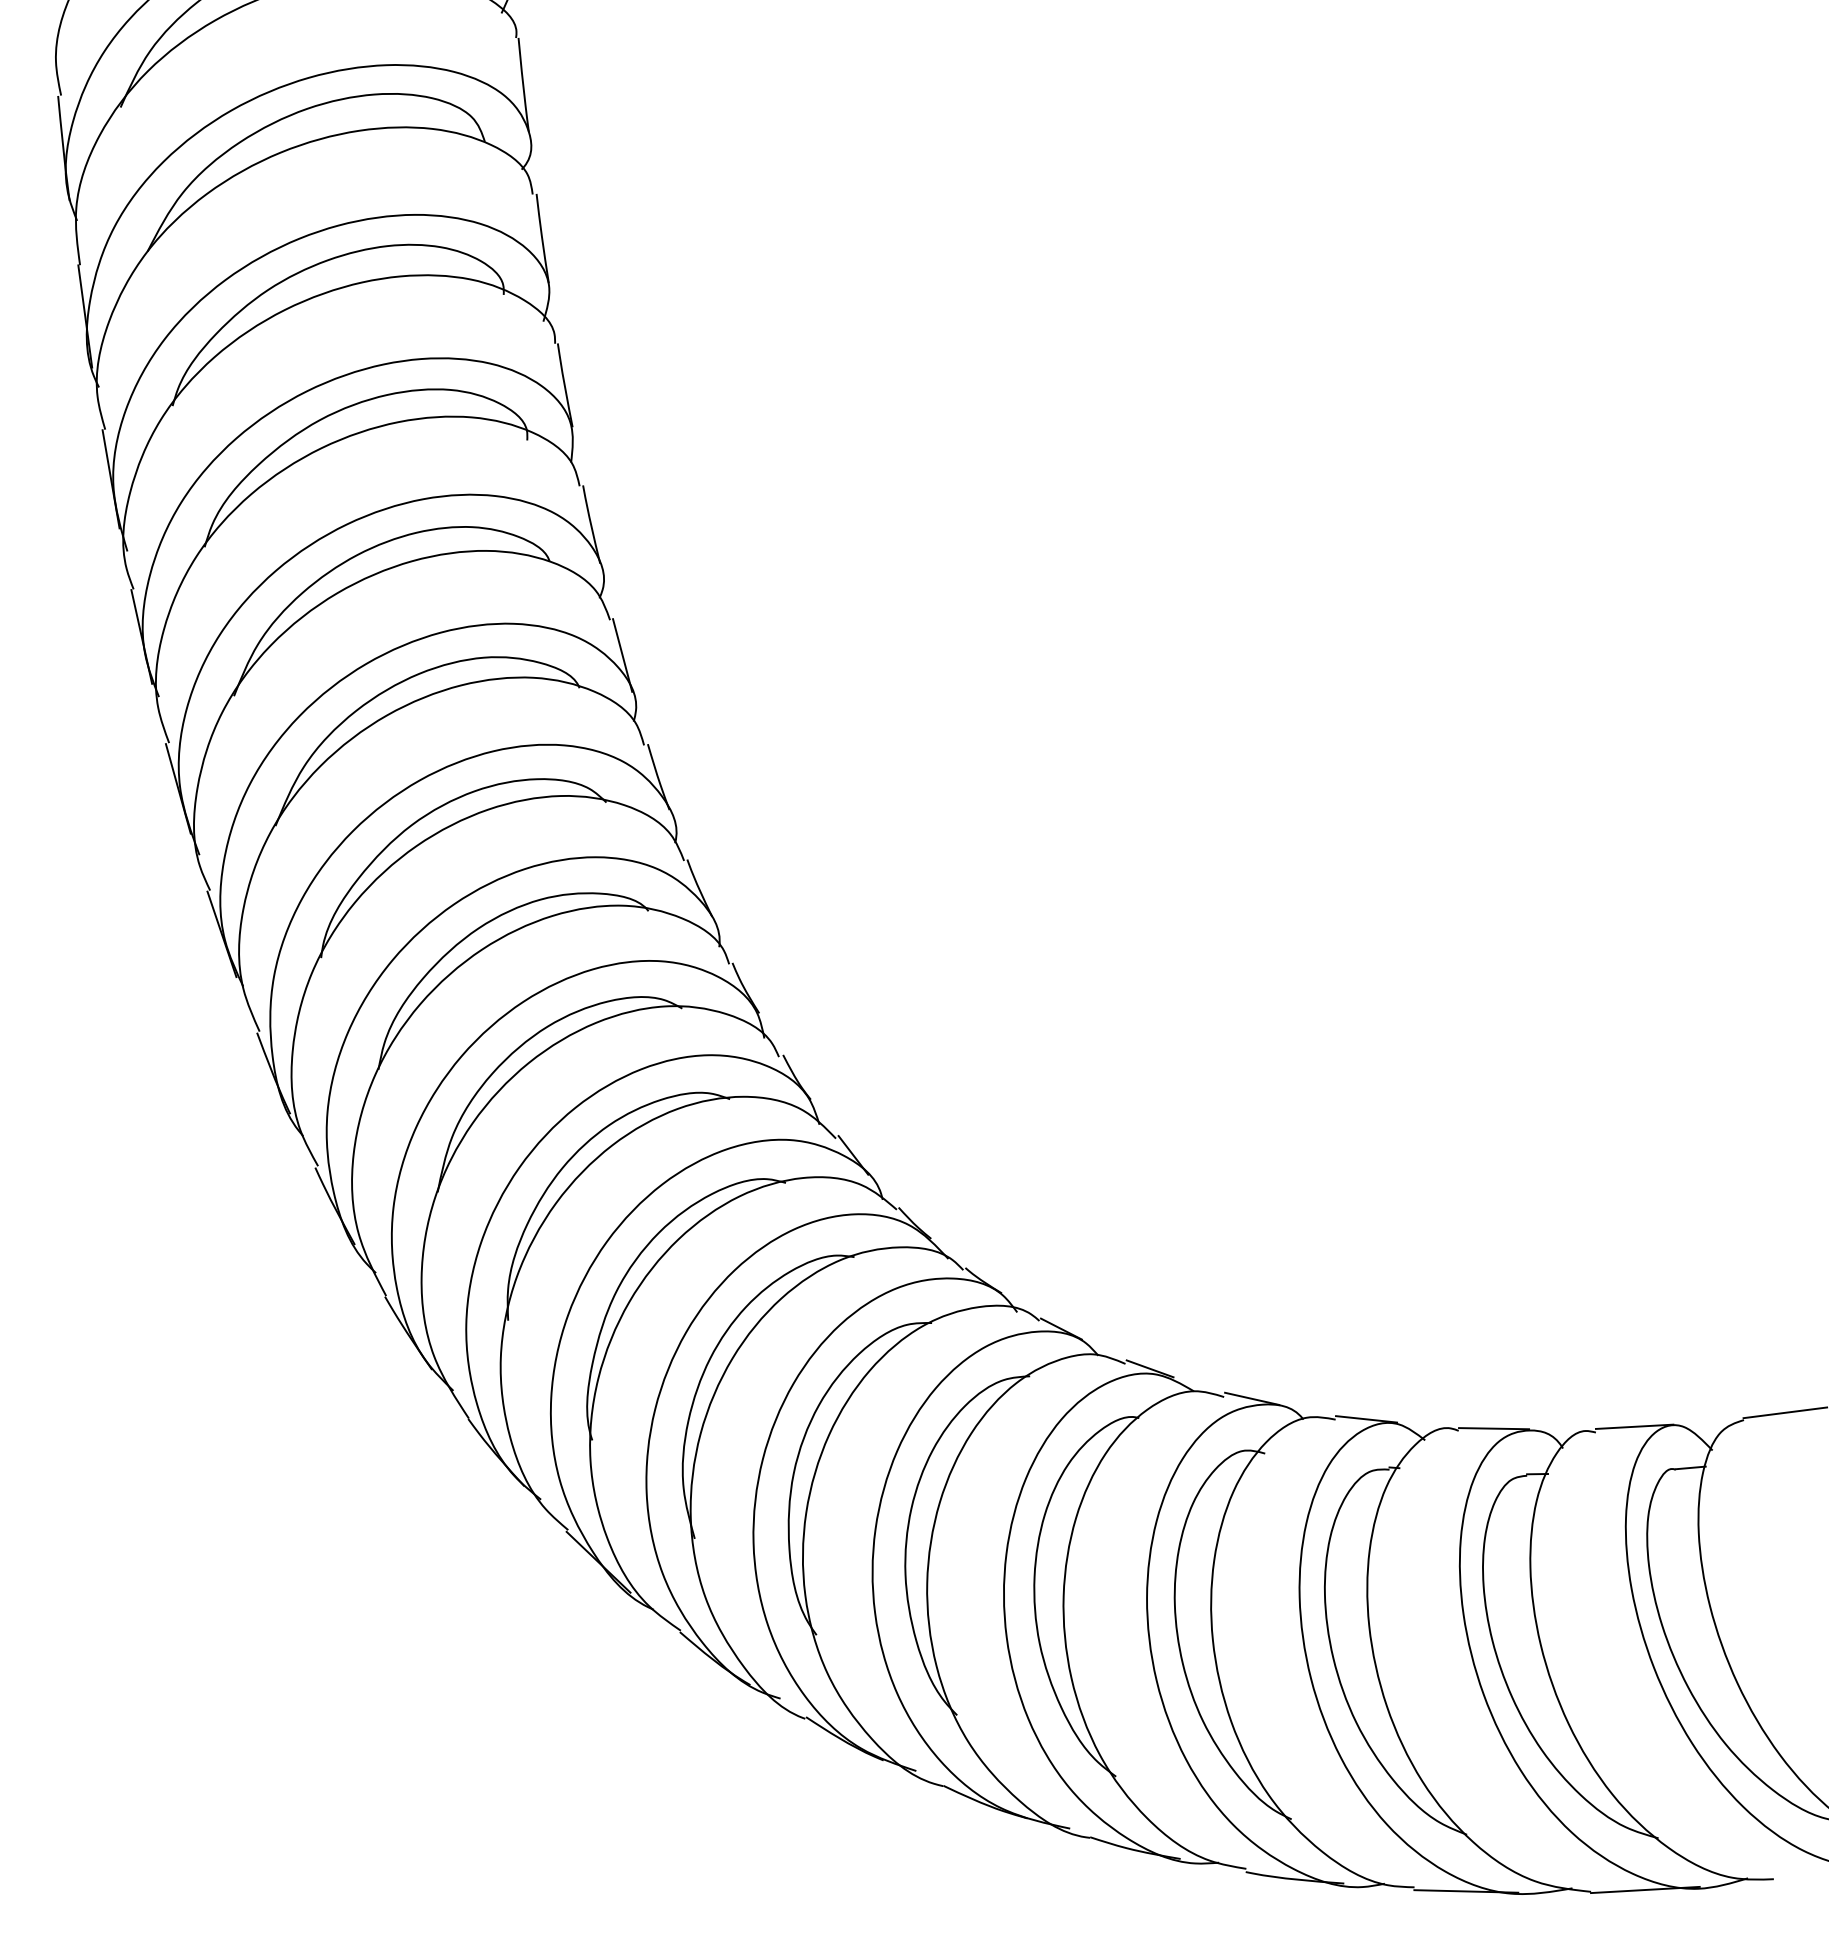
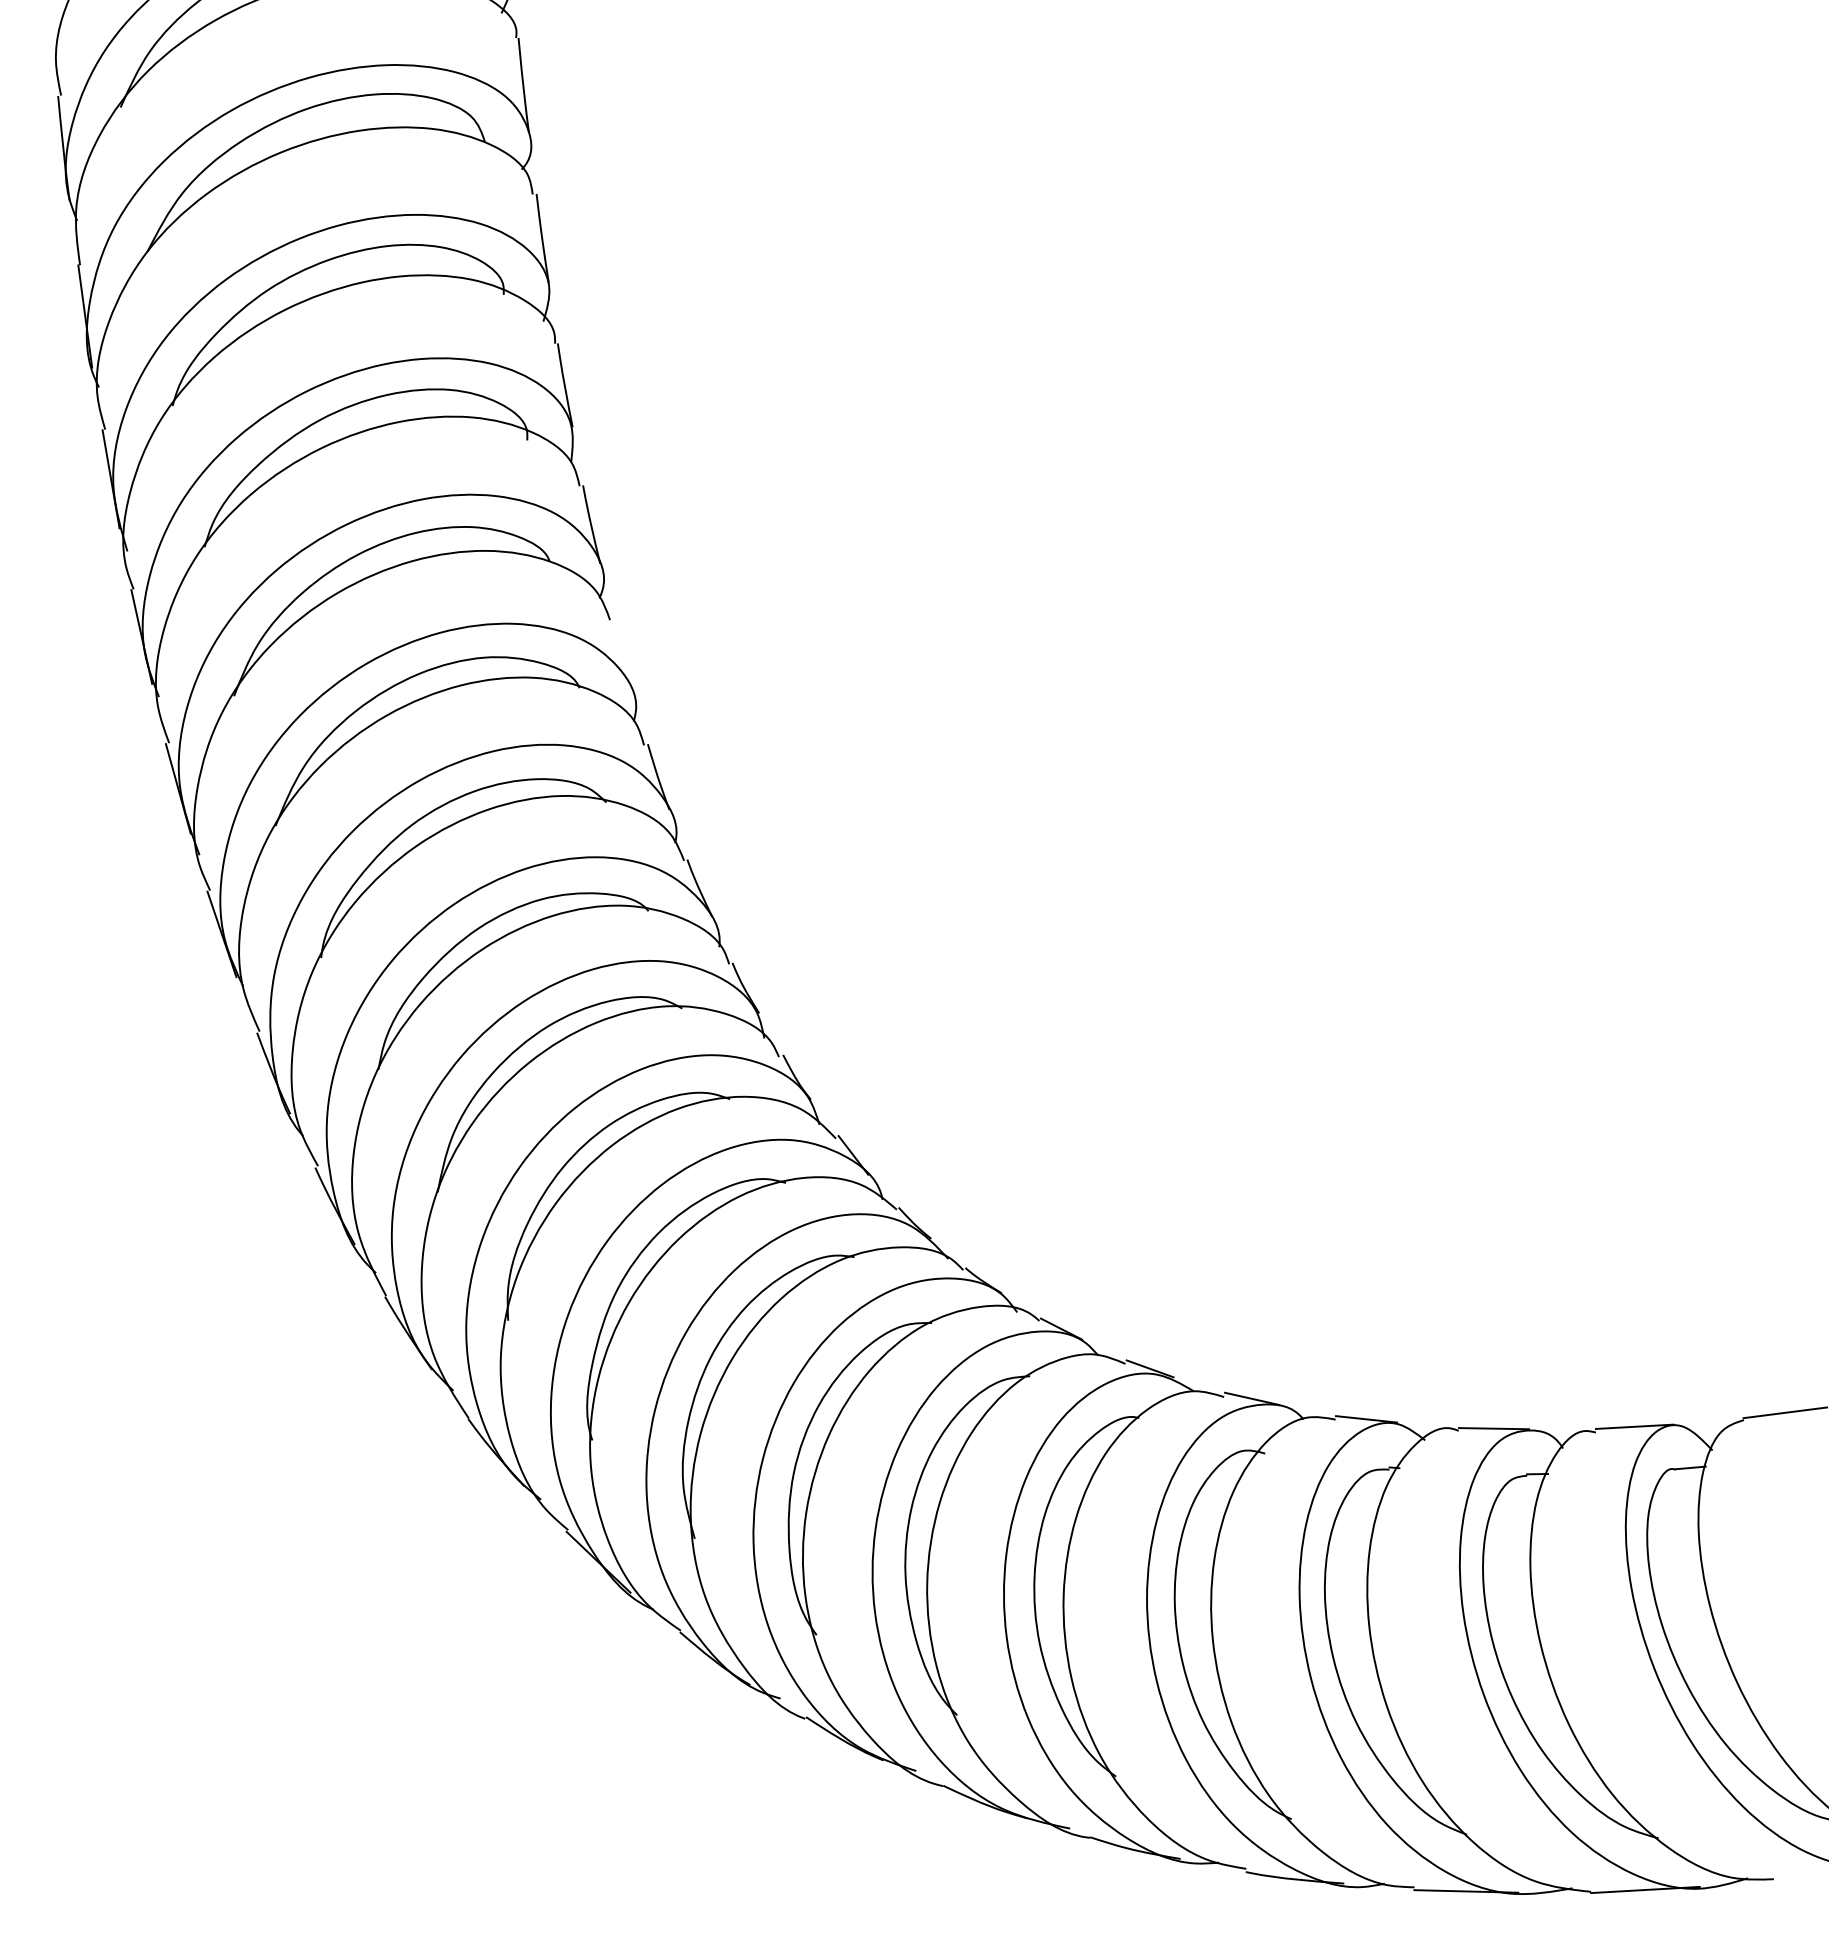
line: present -> none (622, 655)
